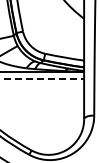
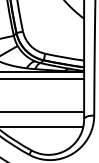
line: dashed -> solid (42, 79)
line: none -> present (43, 111)
line: none -> present (42, 127)
